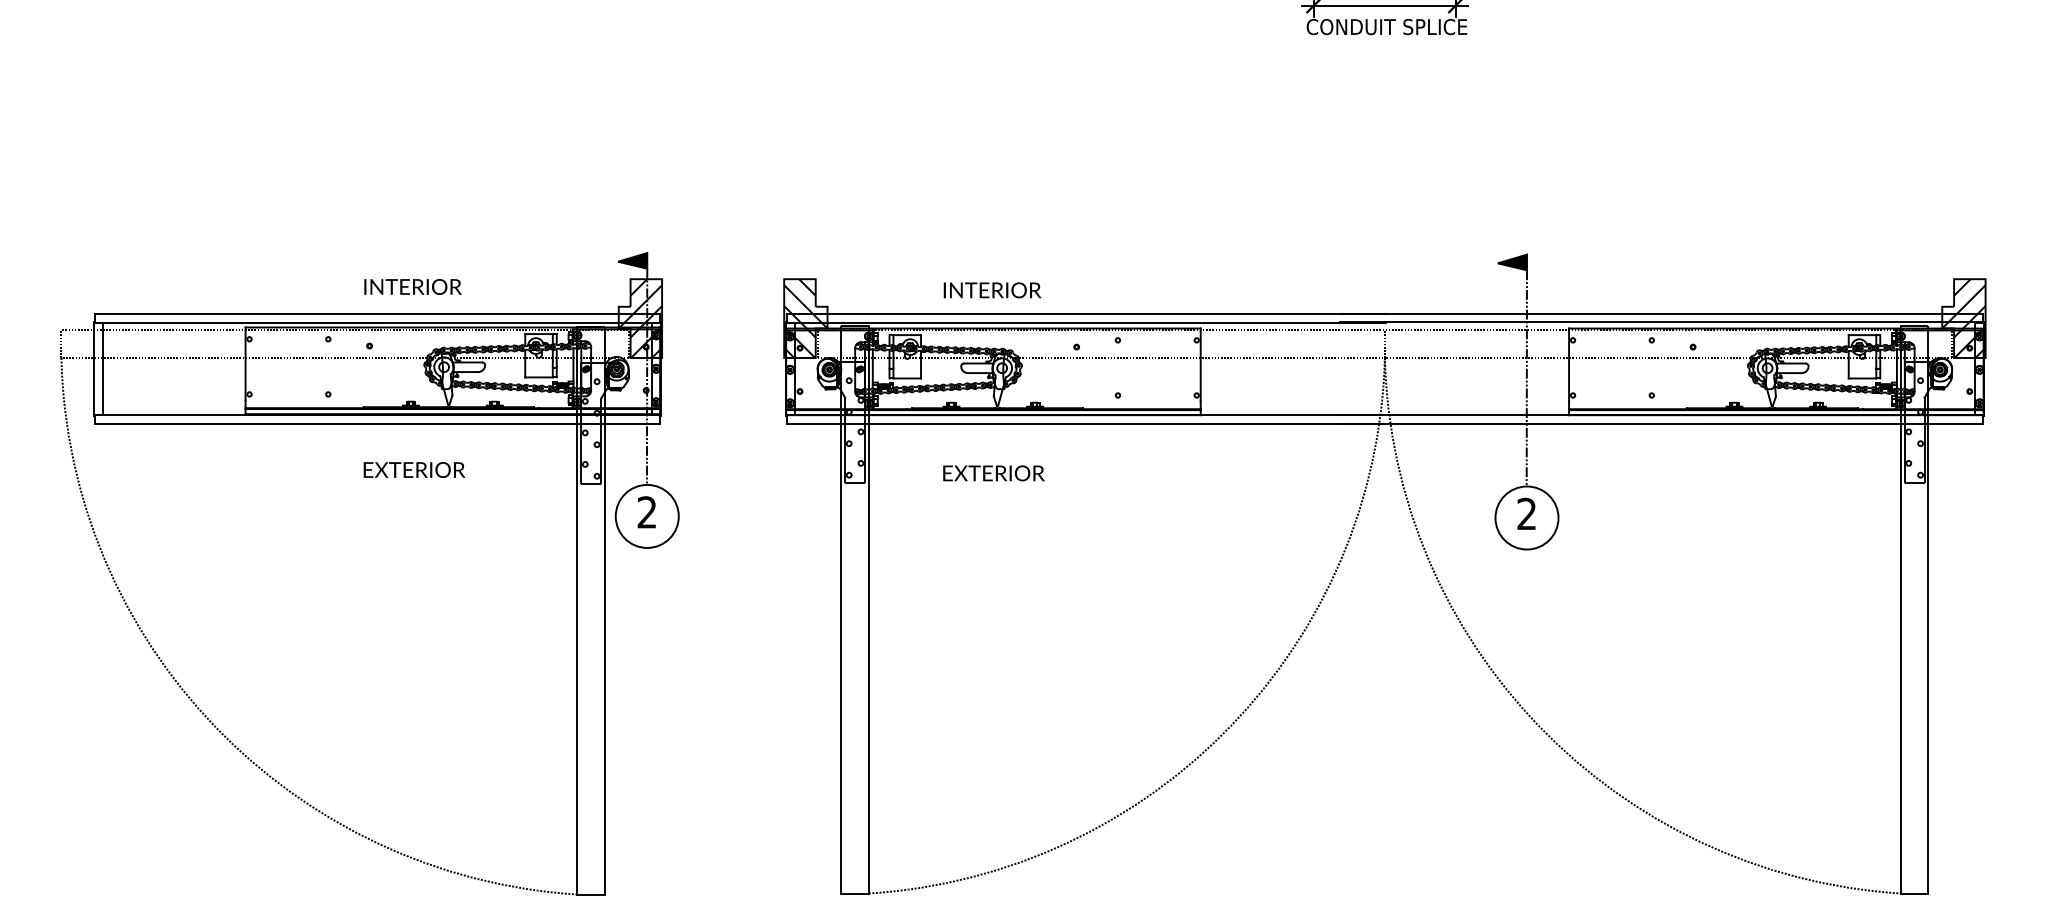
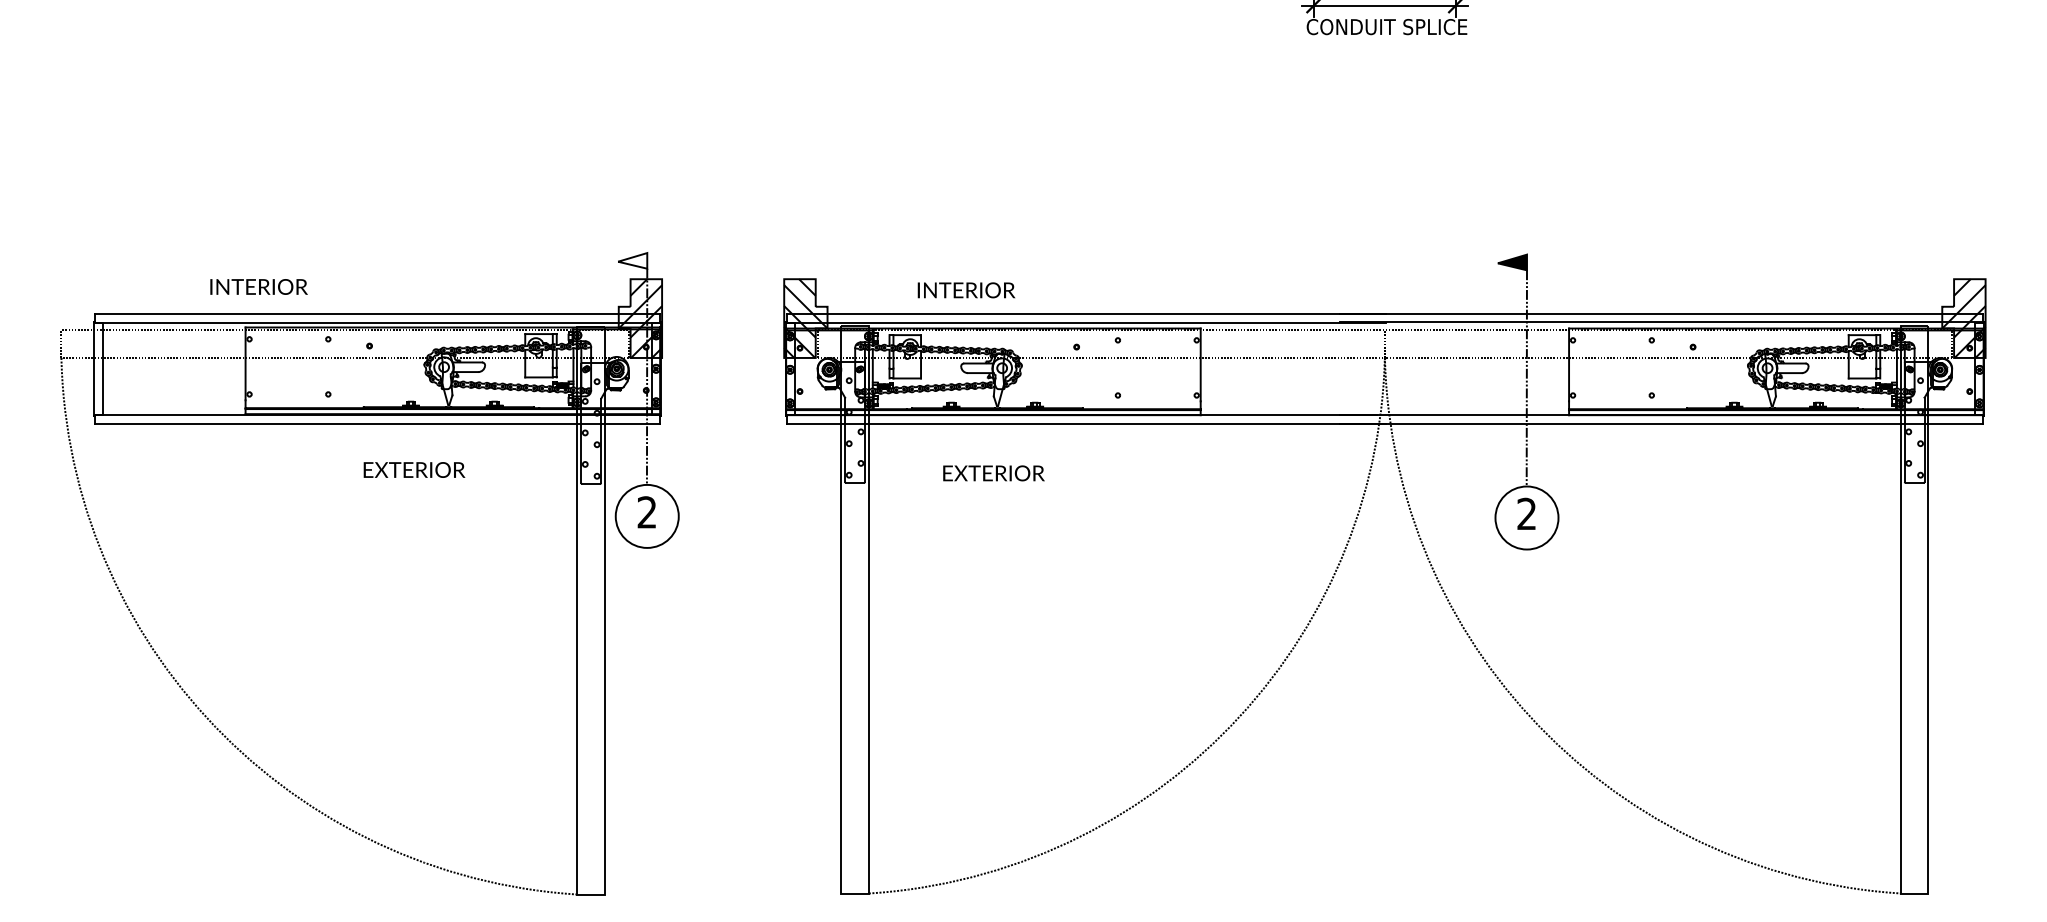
fill: present -> none (632, 260)
text position: (412, 286) -> (258, 286) (258, 286)
text position: (992, 290) -> (966, 290) (966, 290)
